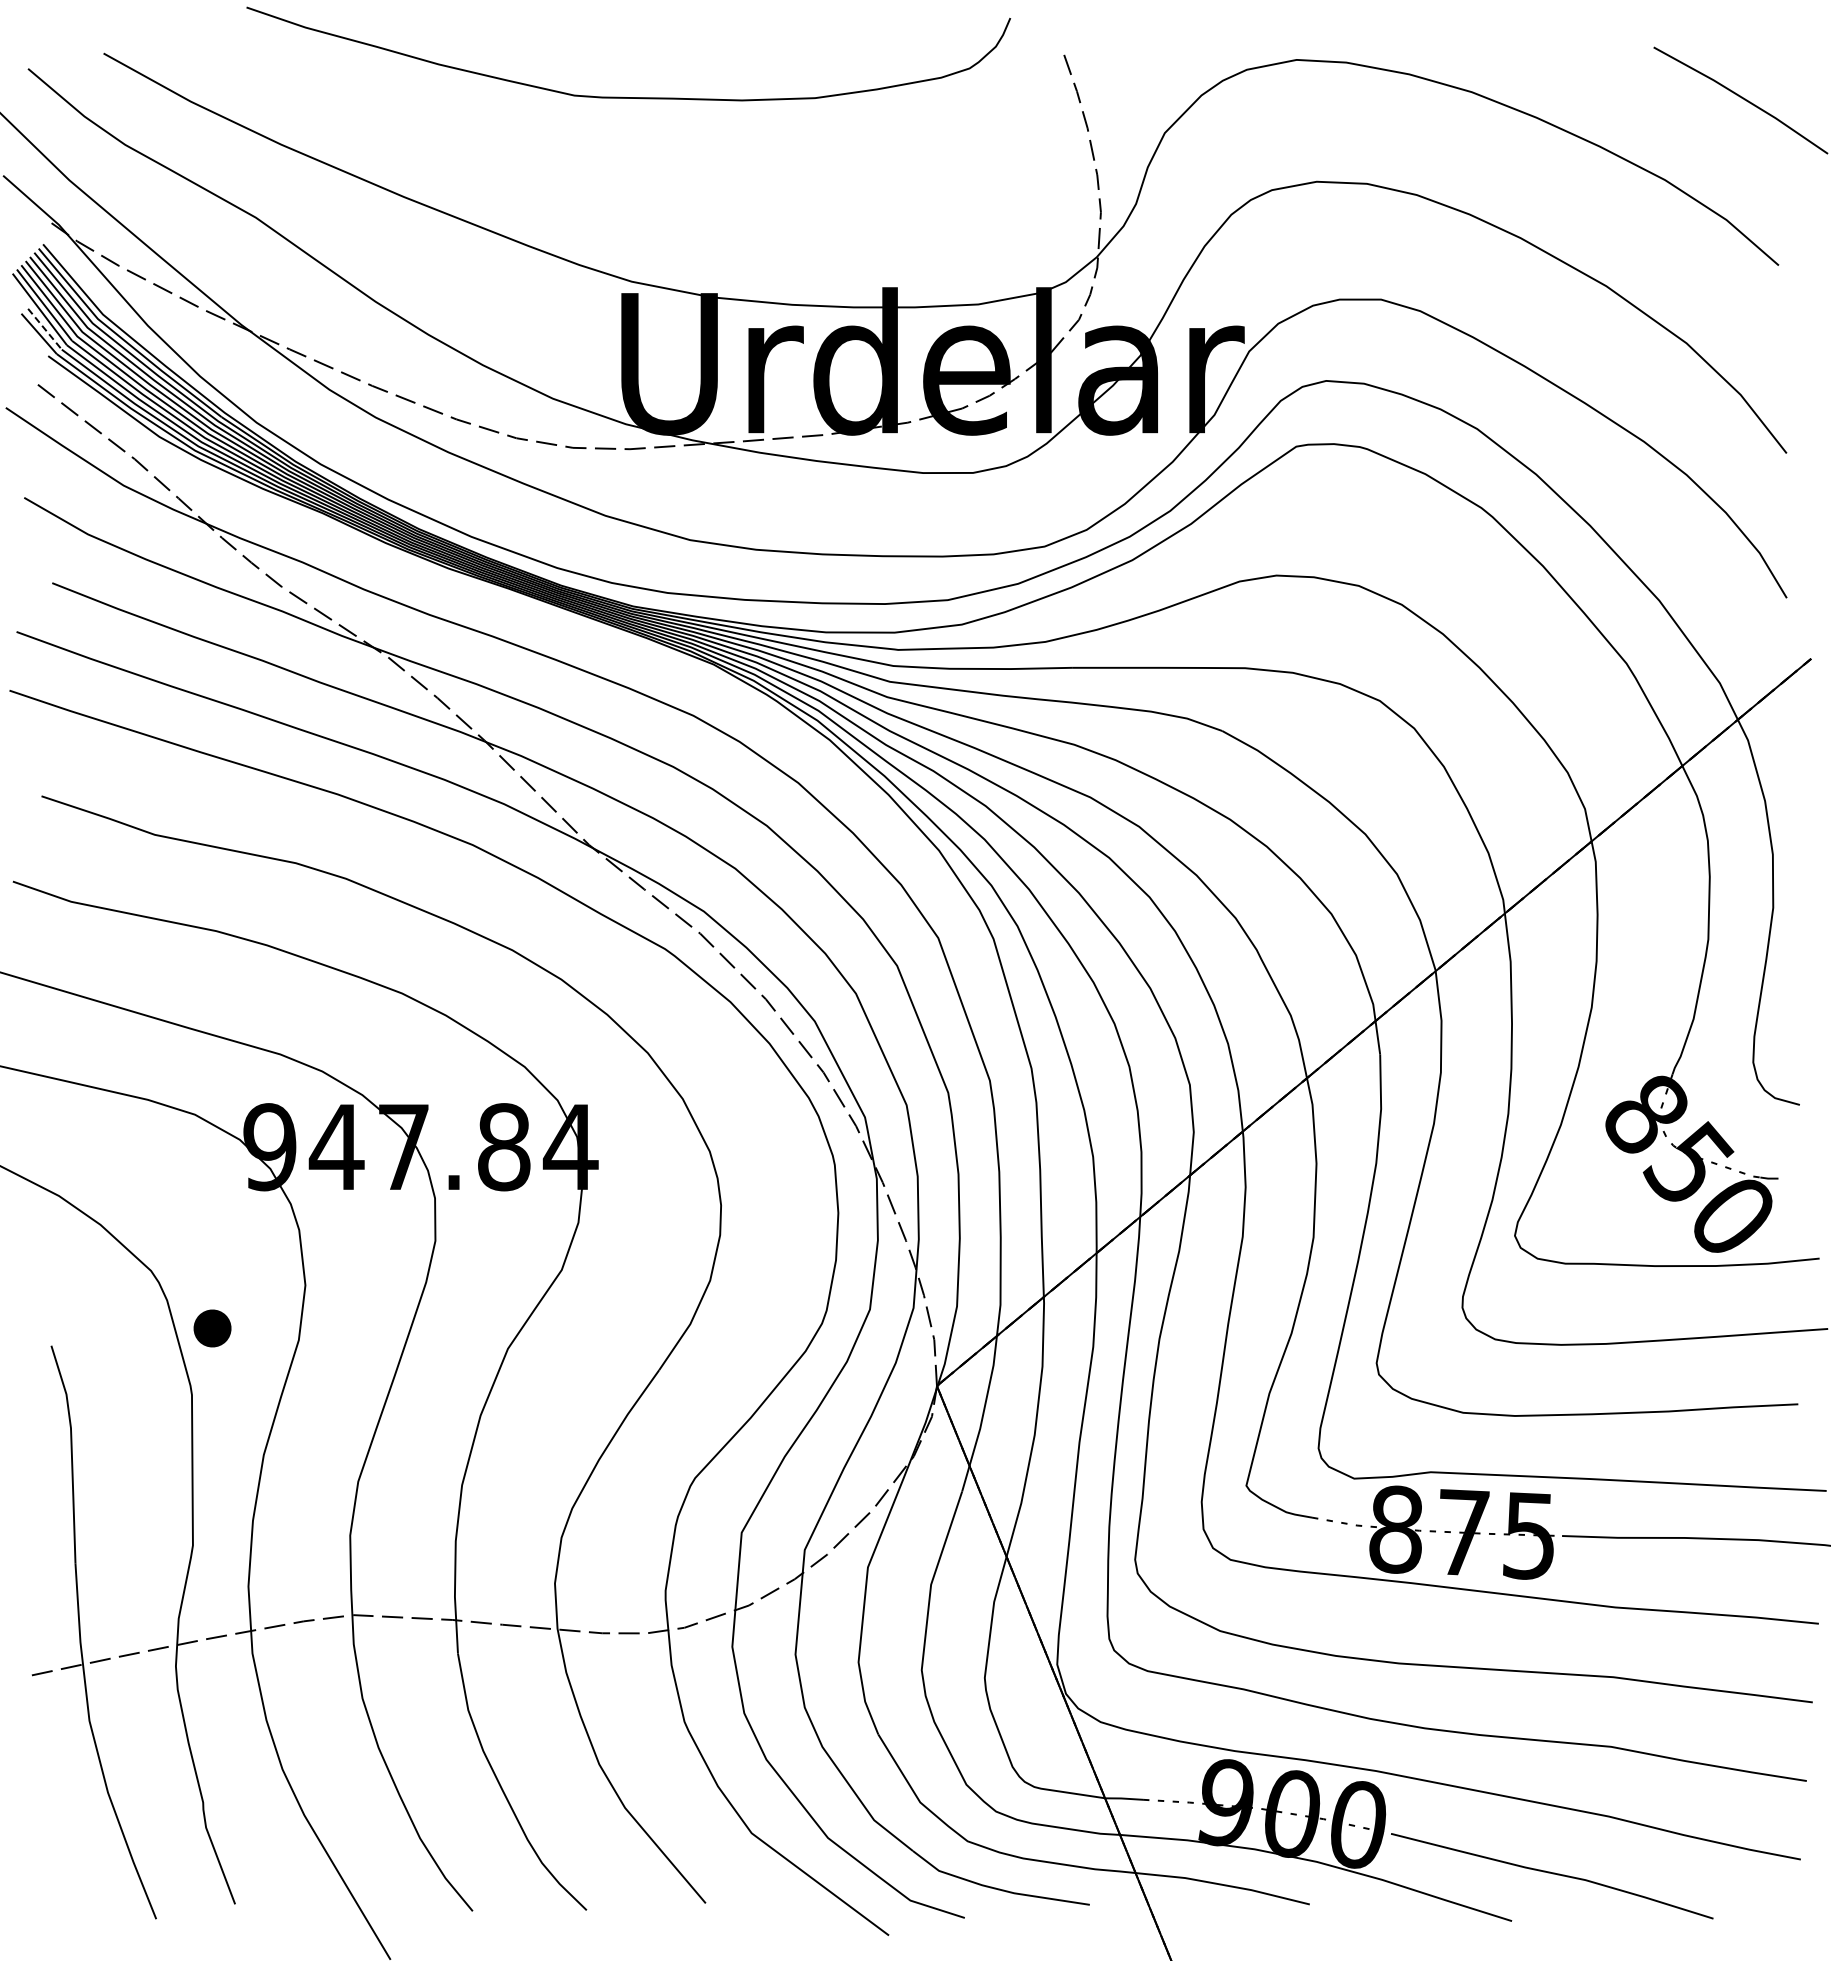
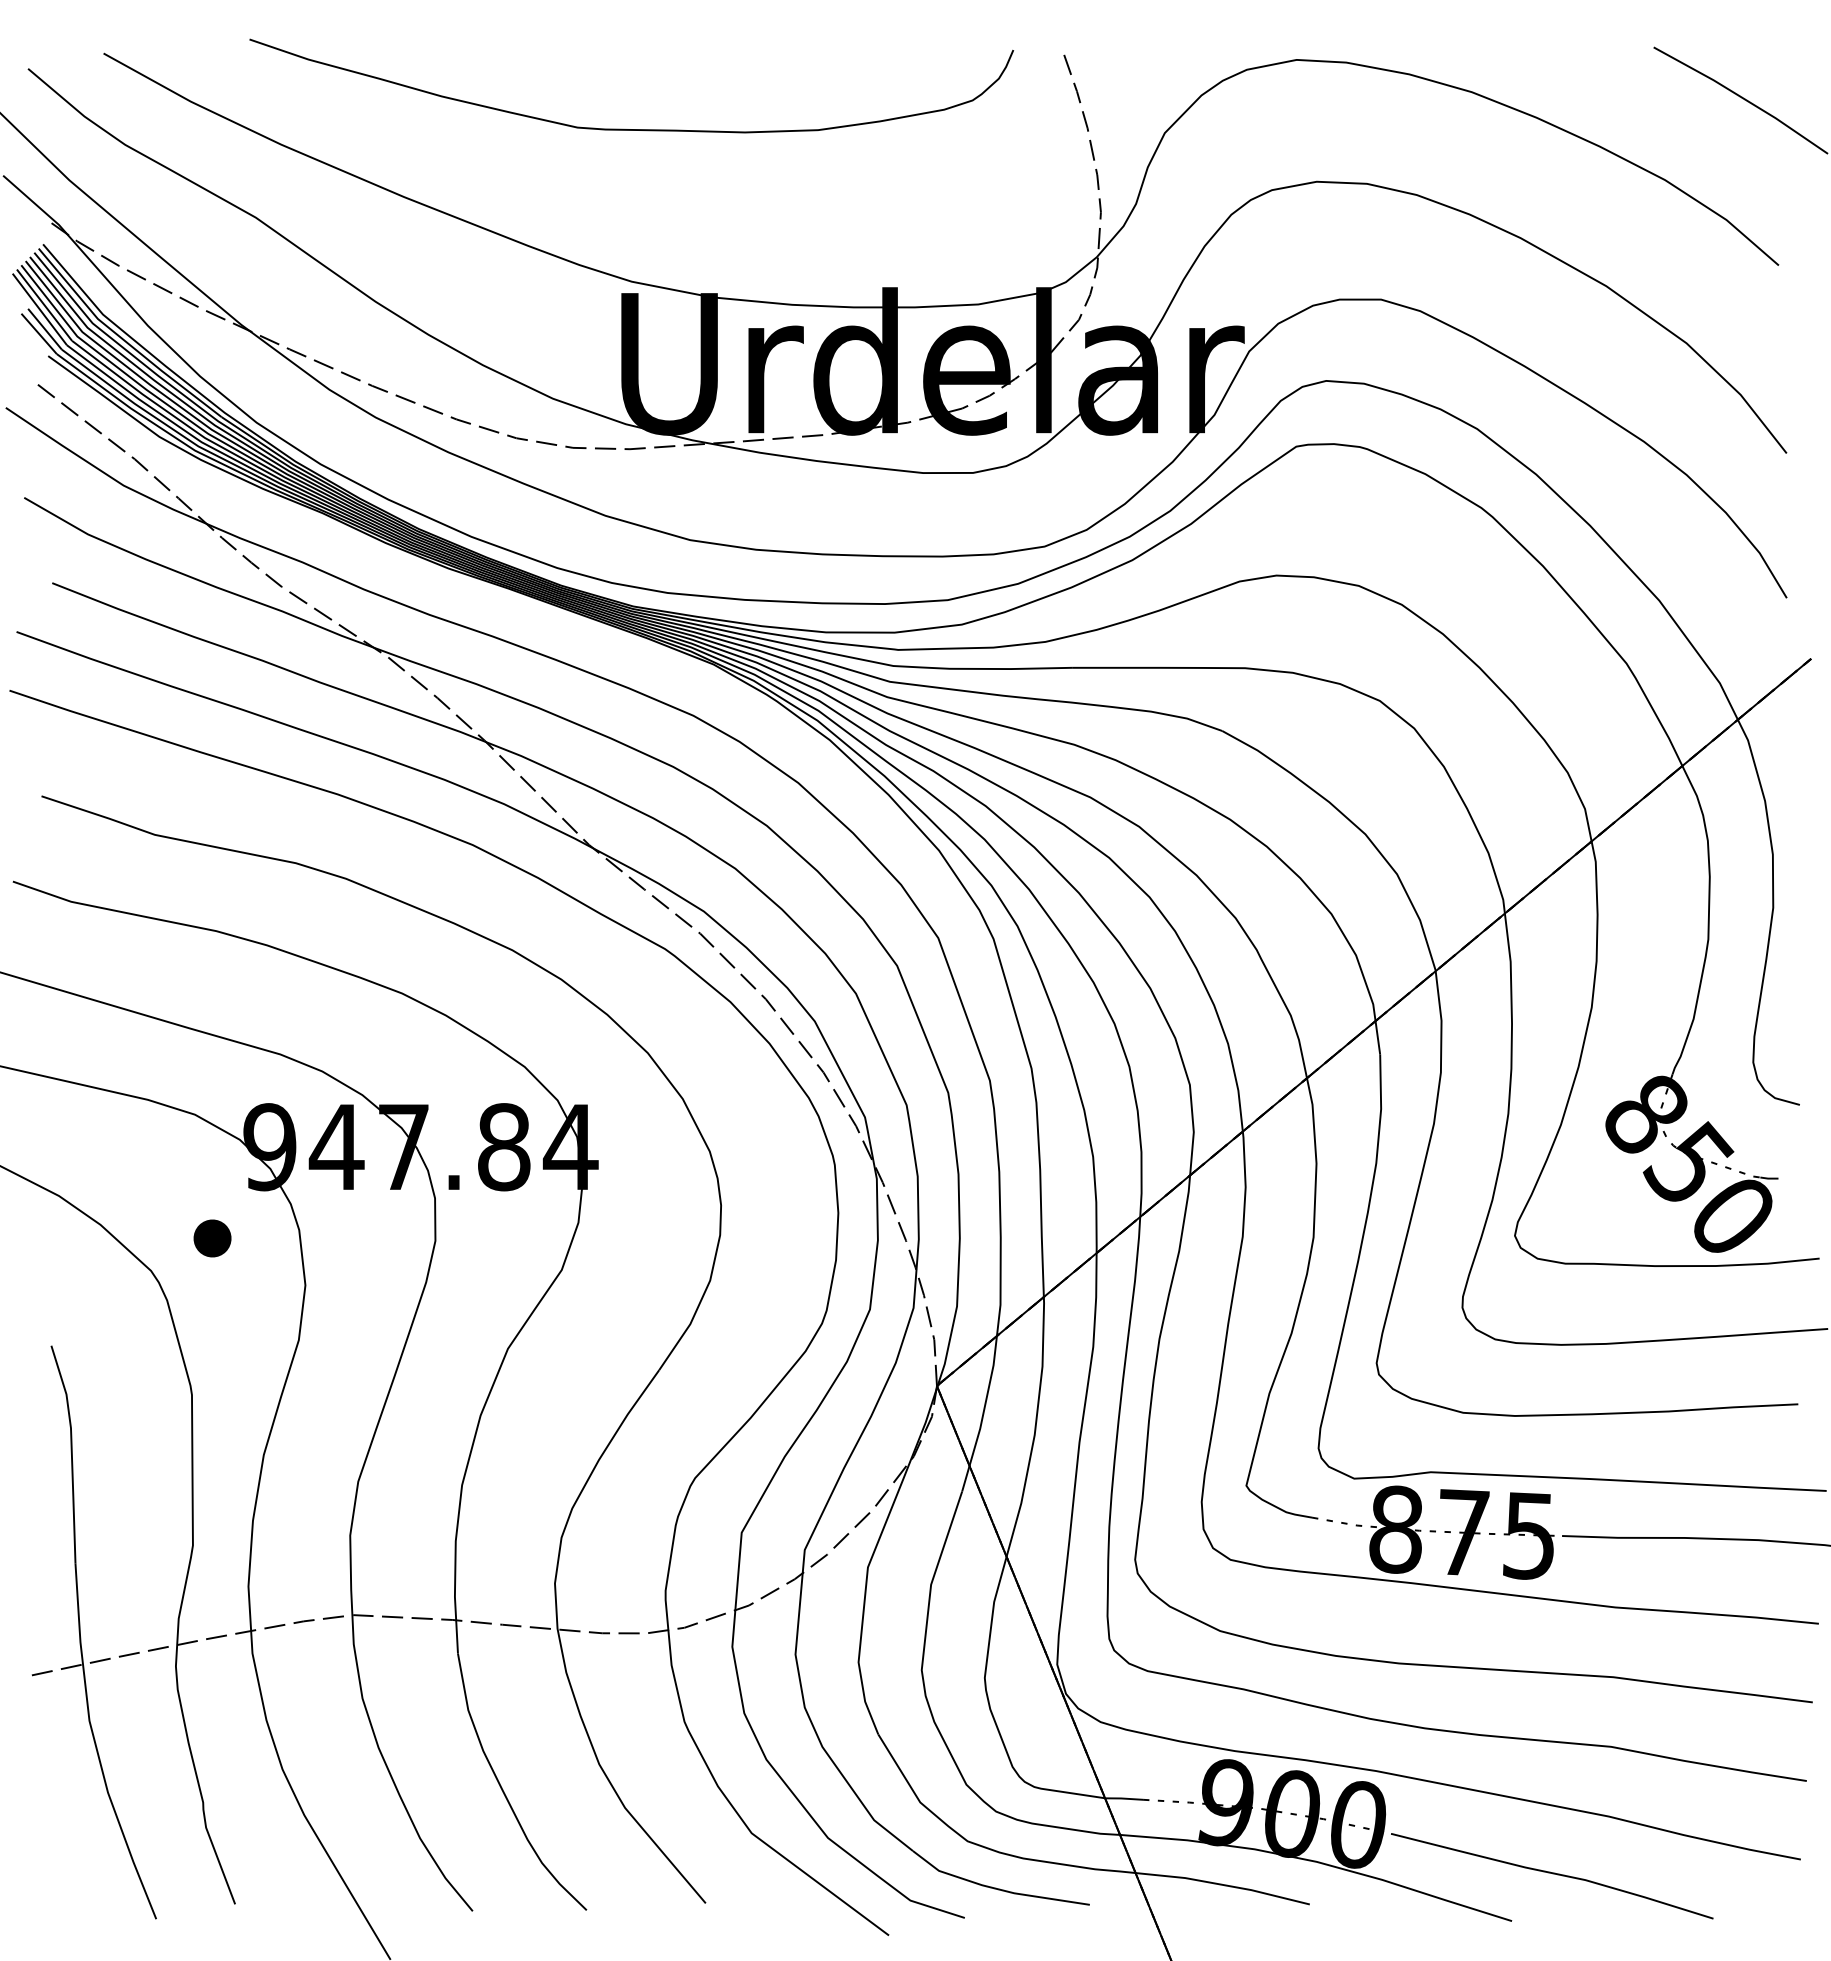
curve position: (621, 96) -> (624, 128) (624, 128)
line: dashed -> solid (45, 329)
part position: (212, 1328) -> (212, 1238) (212, 1238)
